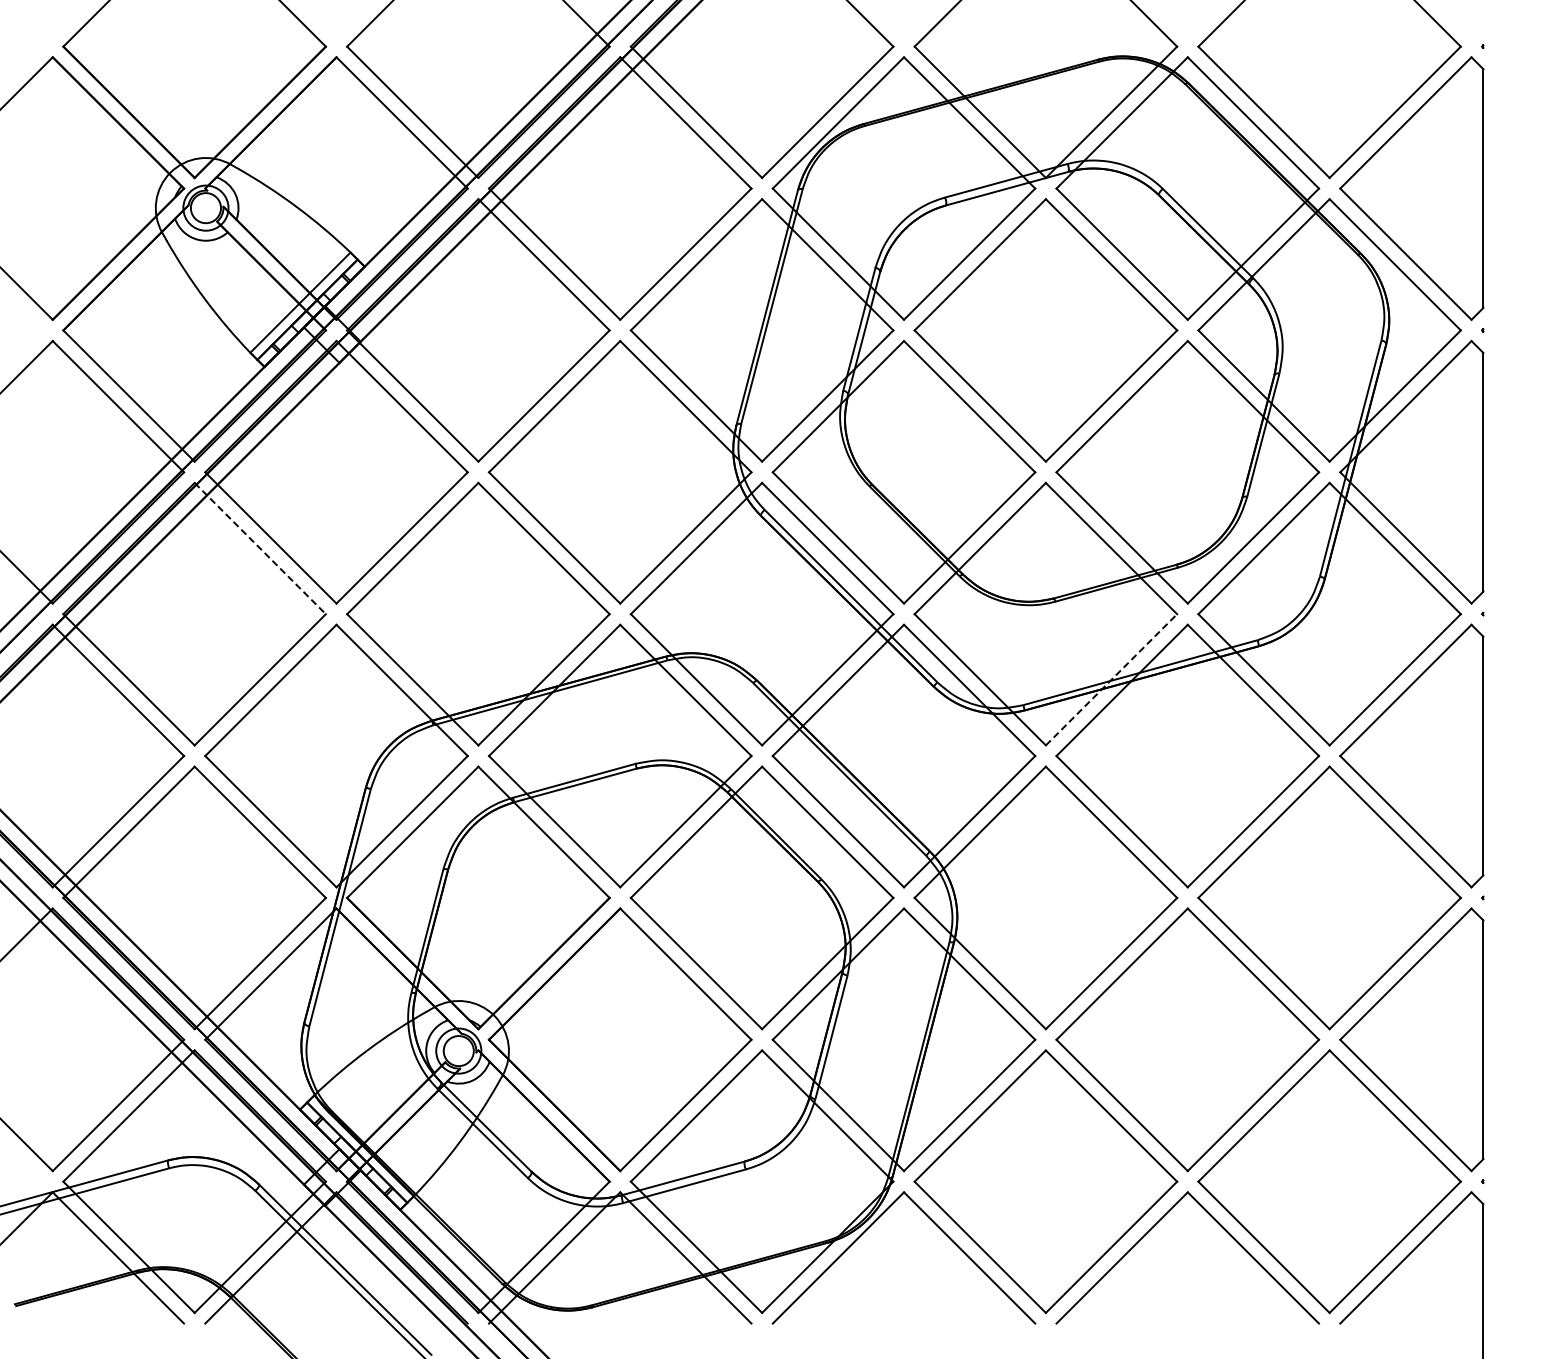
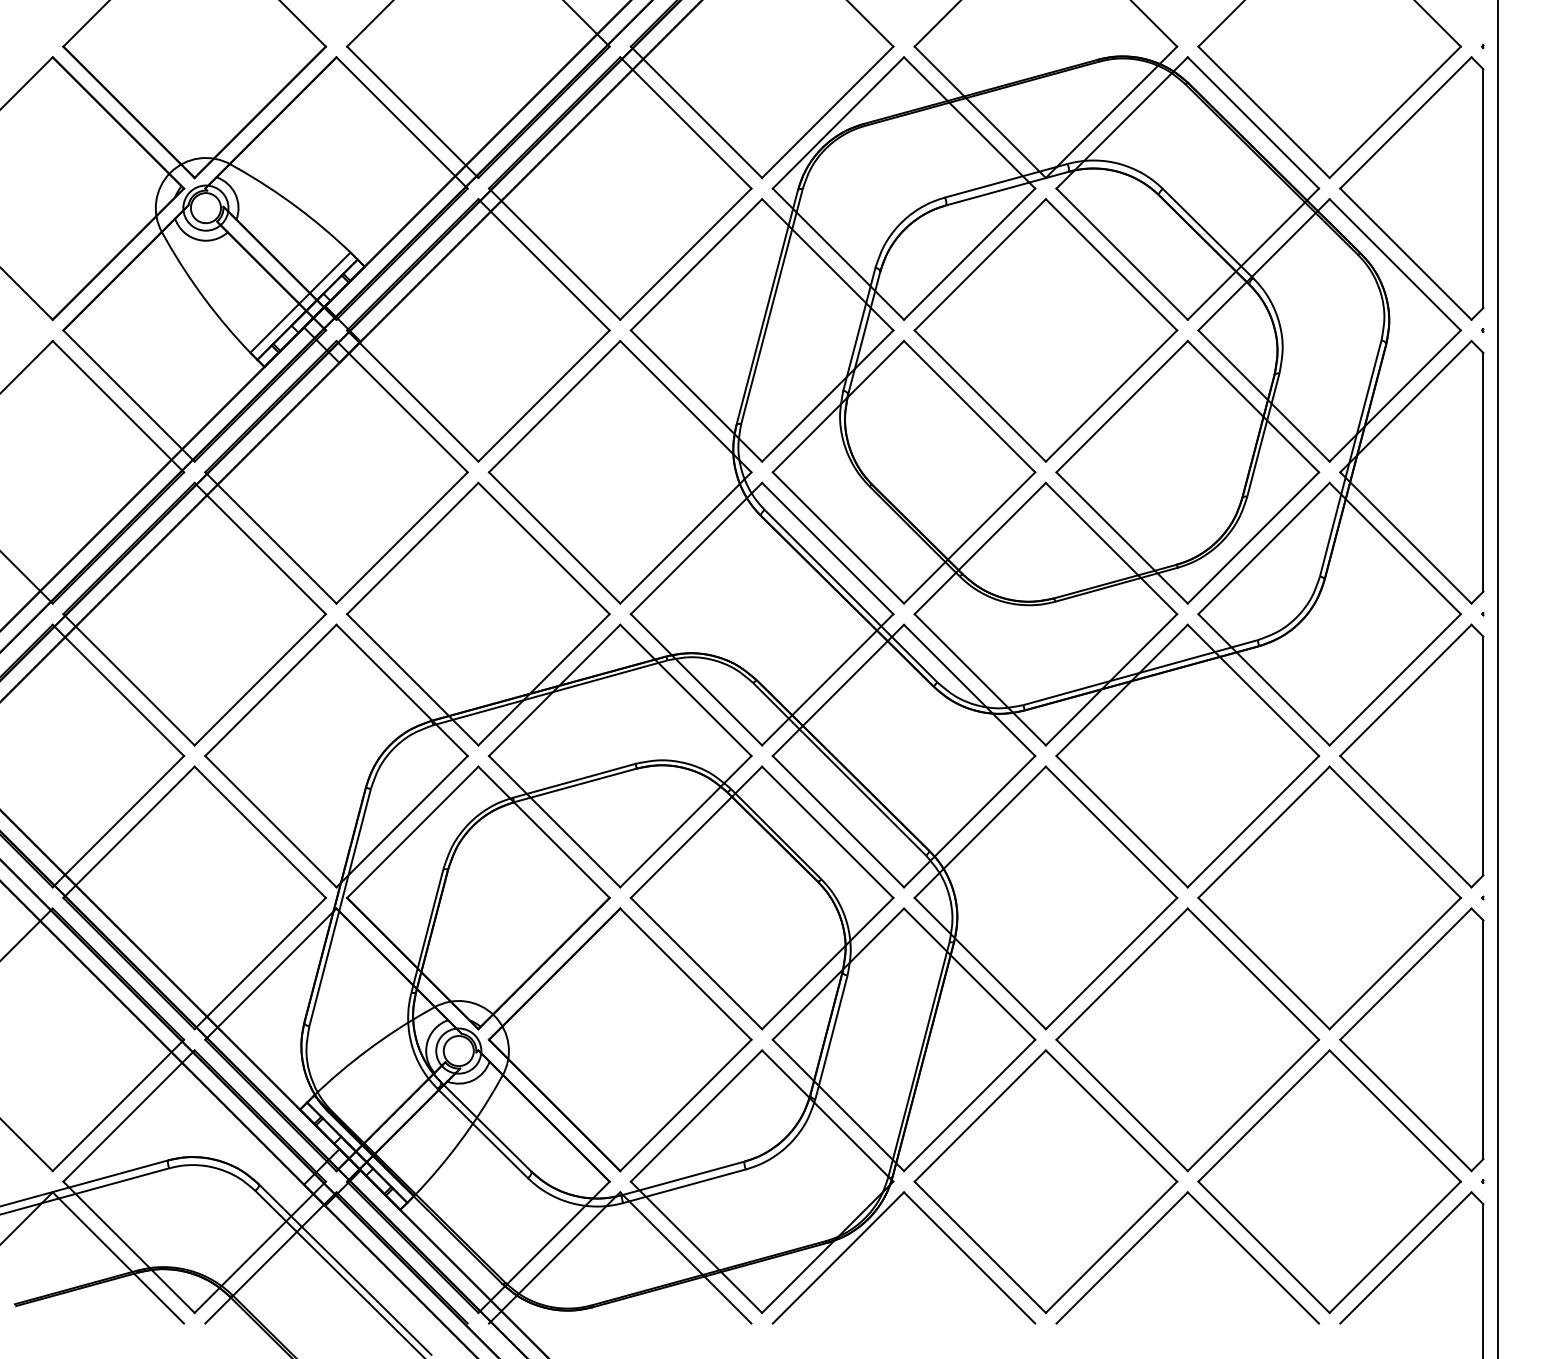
line: dashed -> solid (260, 548)
line: none -> present (1498, 678)
line: dashed -> solid (1111, 679)
